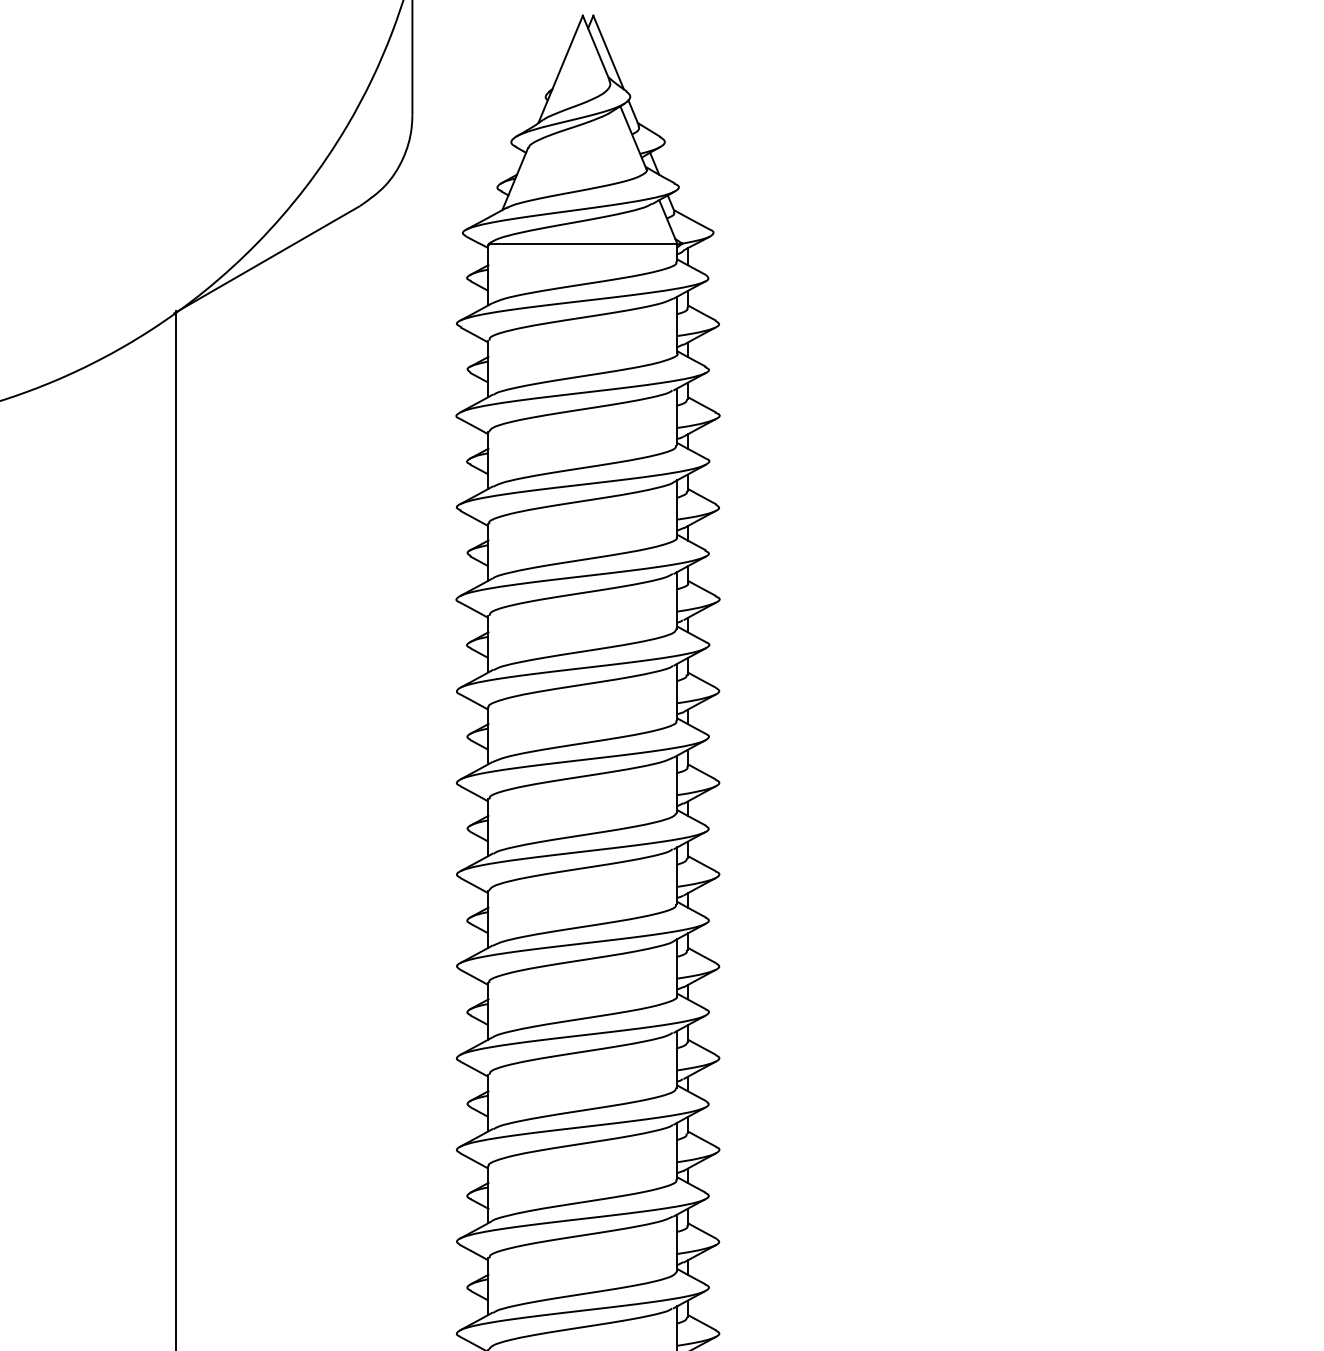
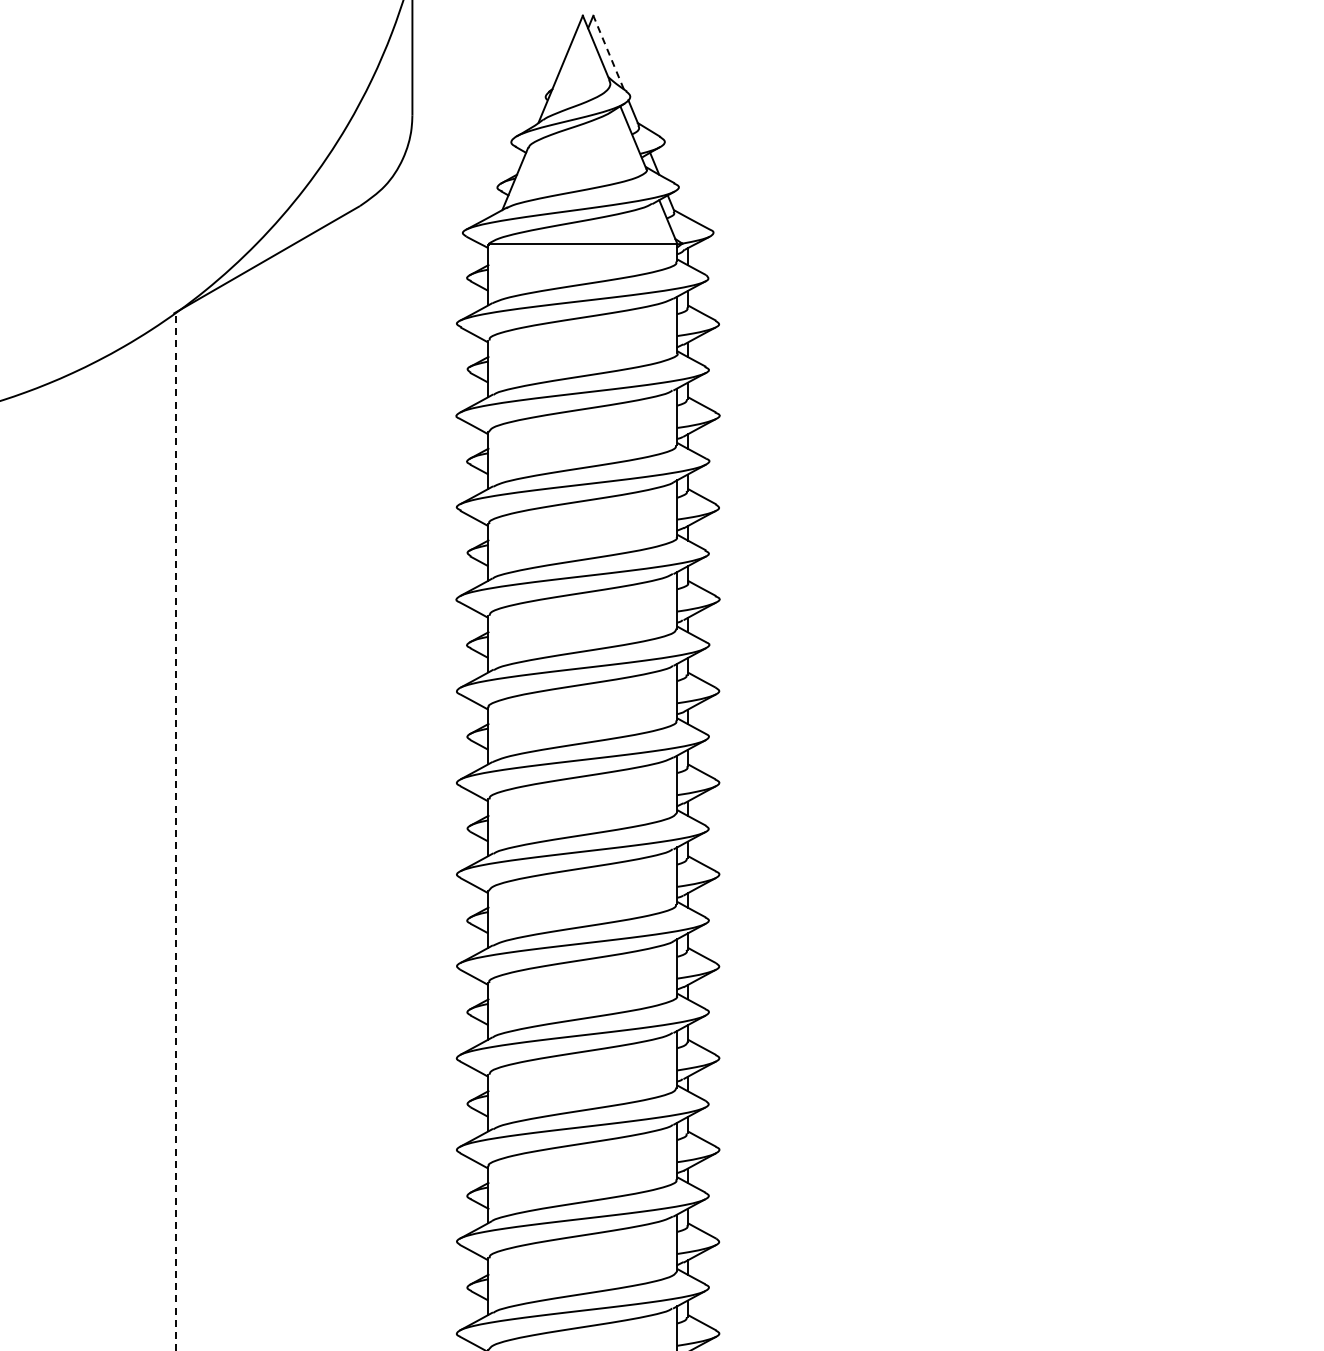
line: solid -> dashed (608, 52)
line: solid -> dashed (176, 831)
